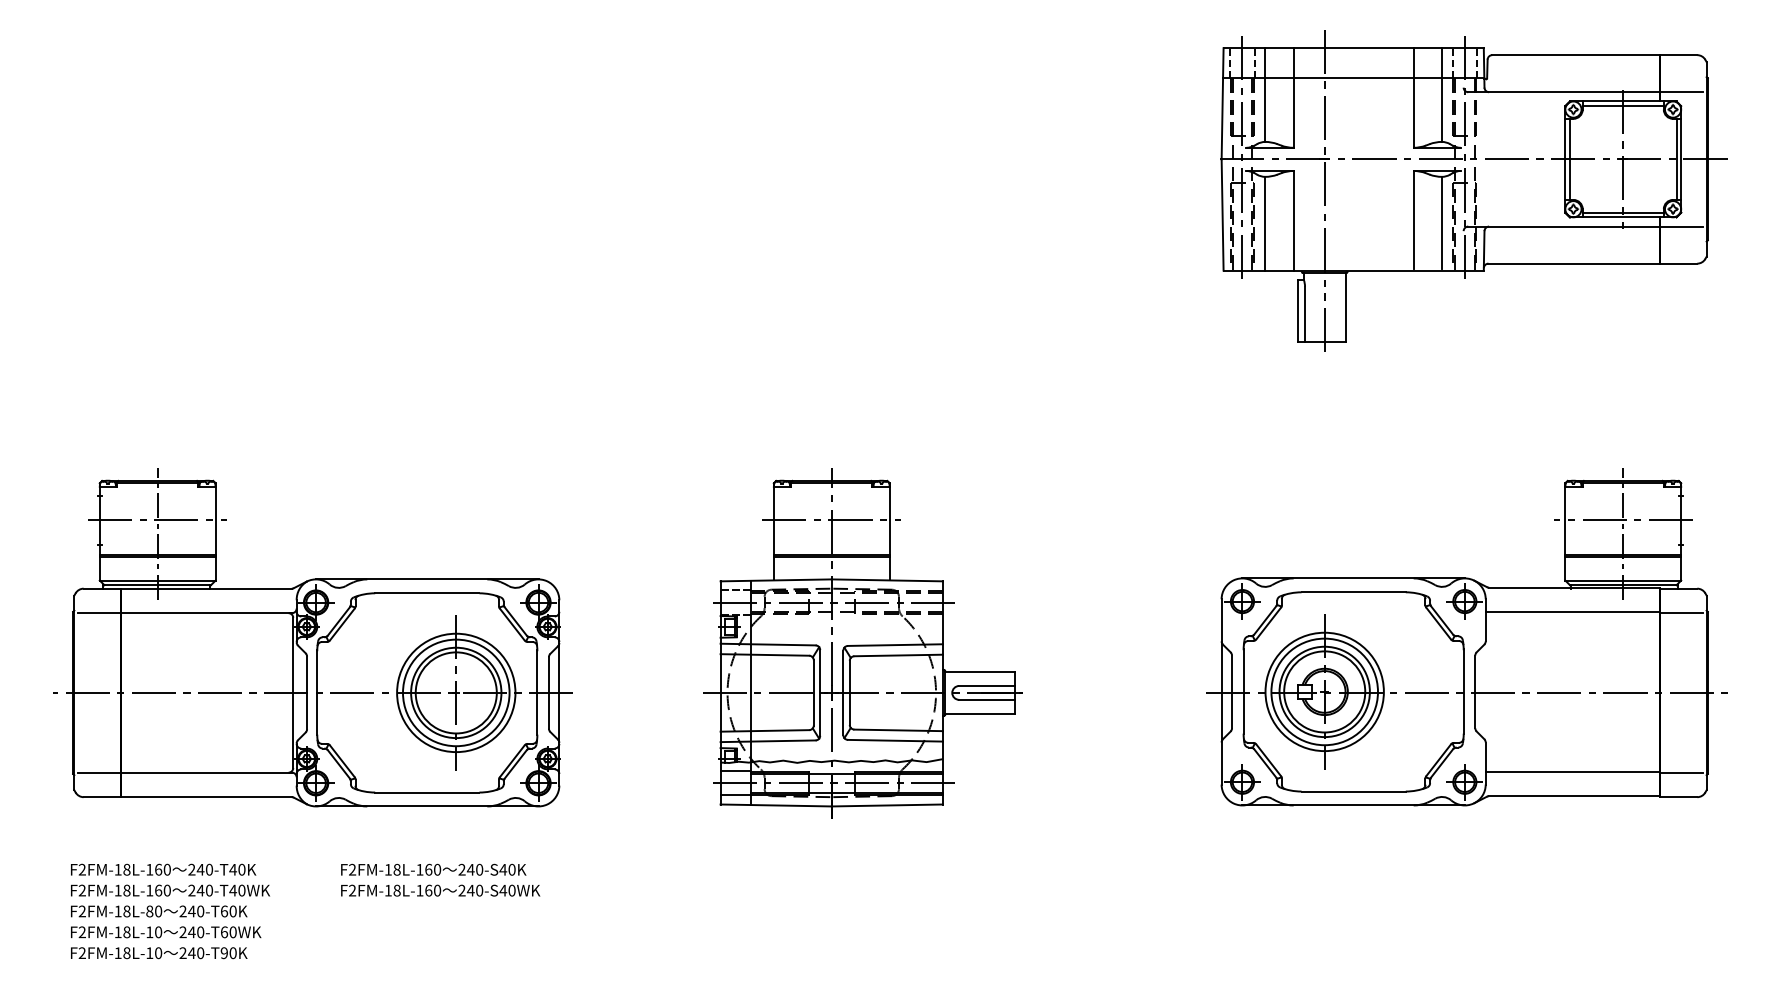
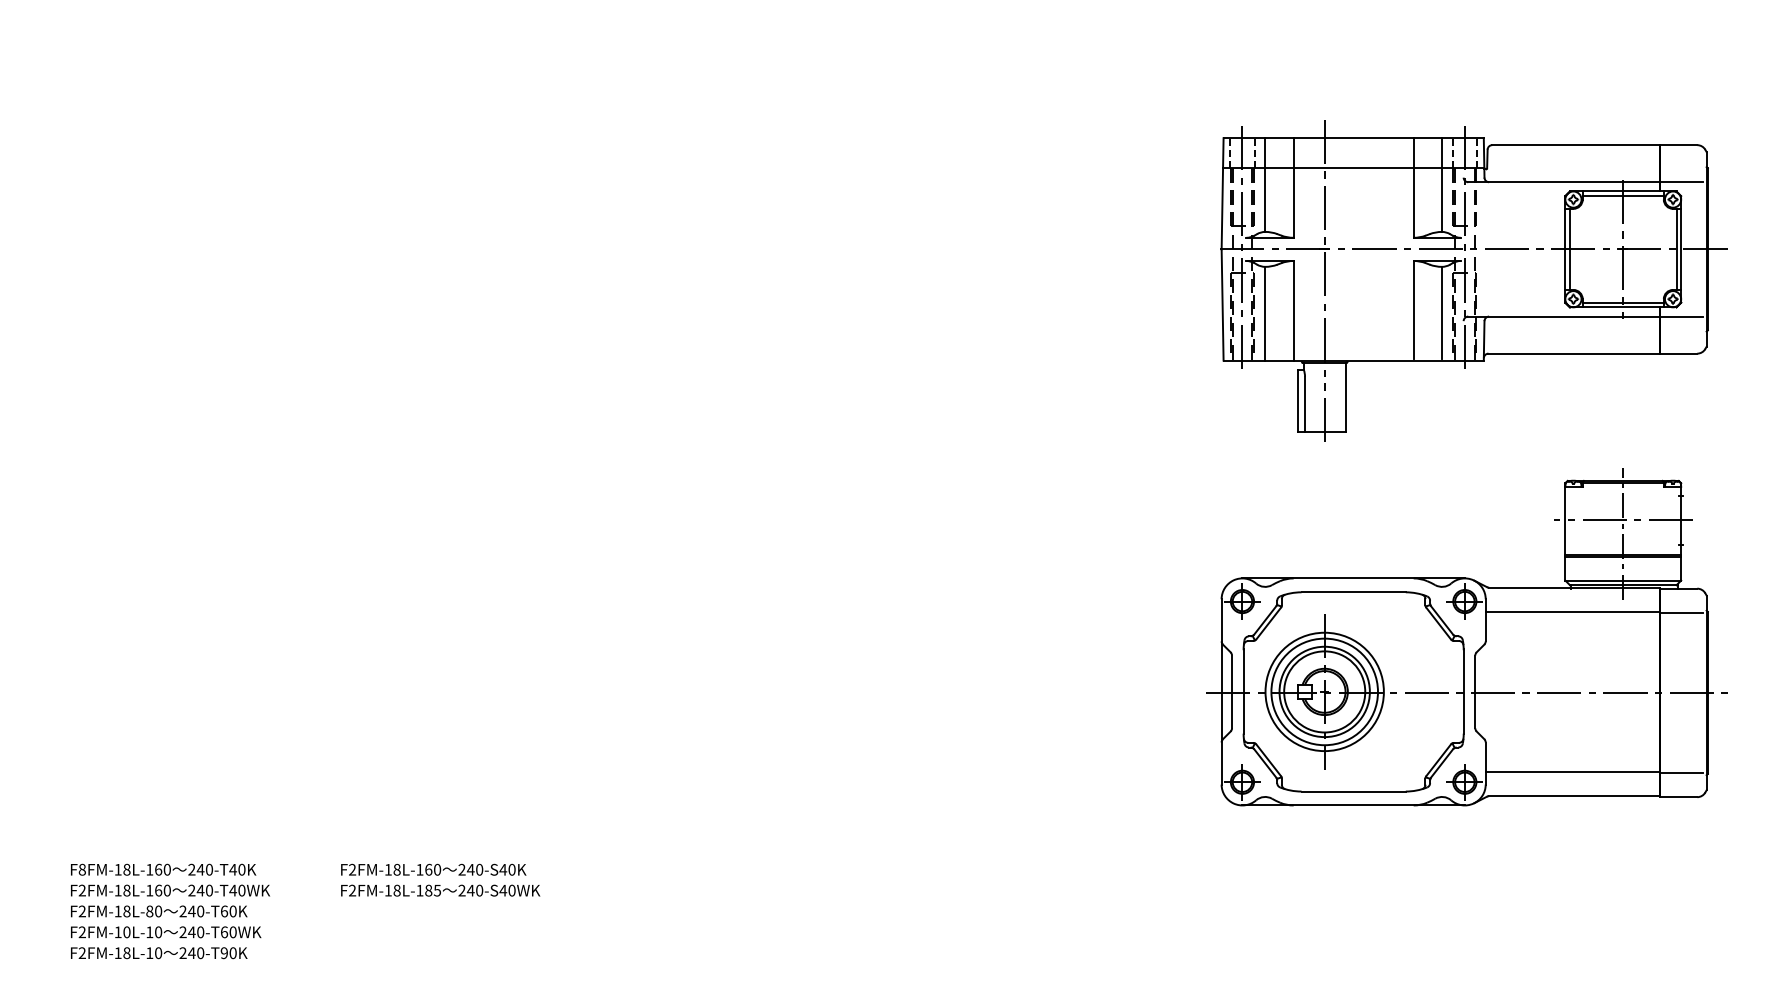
part position: (1473, 190) -> (1473, 280) (1473, 280)
part: present -> none (312, 637)
part: present -> none (862, 643)
text: F2FM-18L-160 -> F8FM-18L-160 (81, 869)
text: F2FM-18L-160 -> F2FM-18L-185 (433, 890)
text: F2FM-18L-10 -> F2FM-10L-10 (126, 931)
